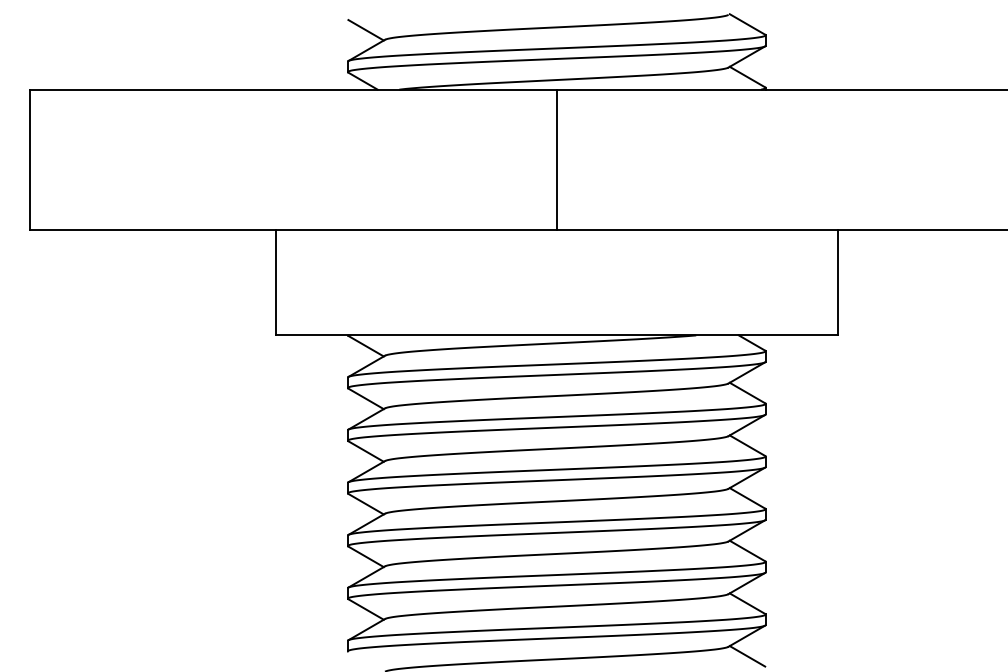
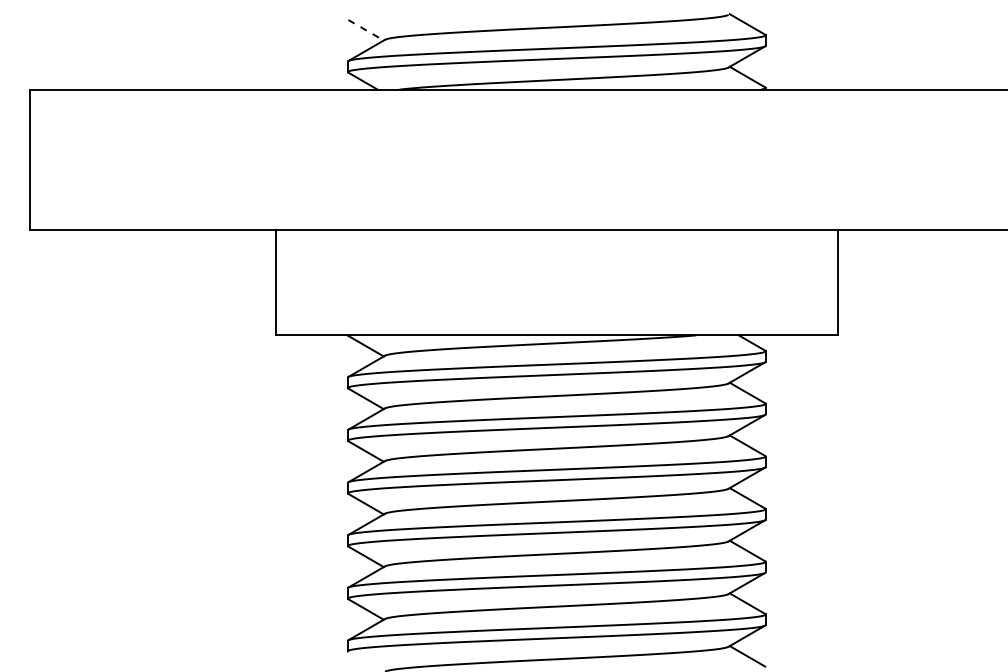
line: solid -> dashed (366, 30)
line: present -> none (556, 159)
